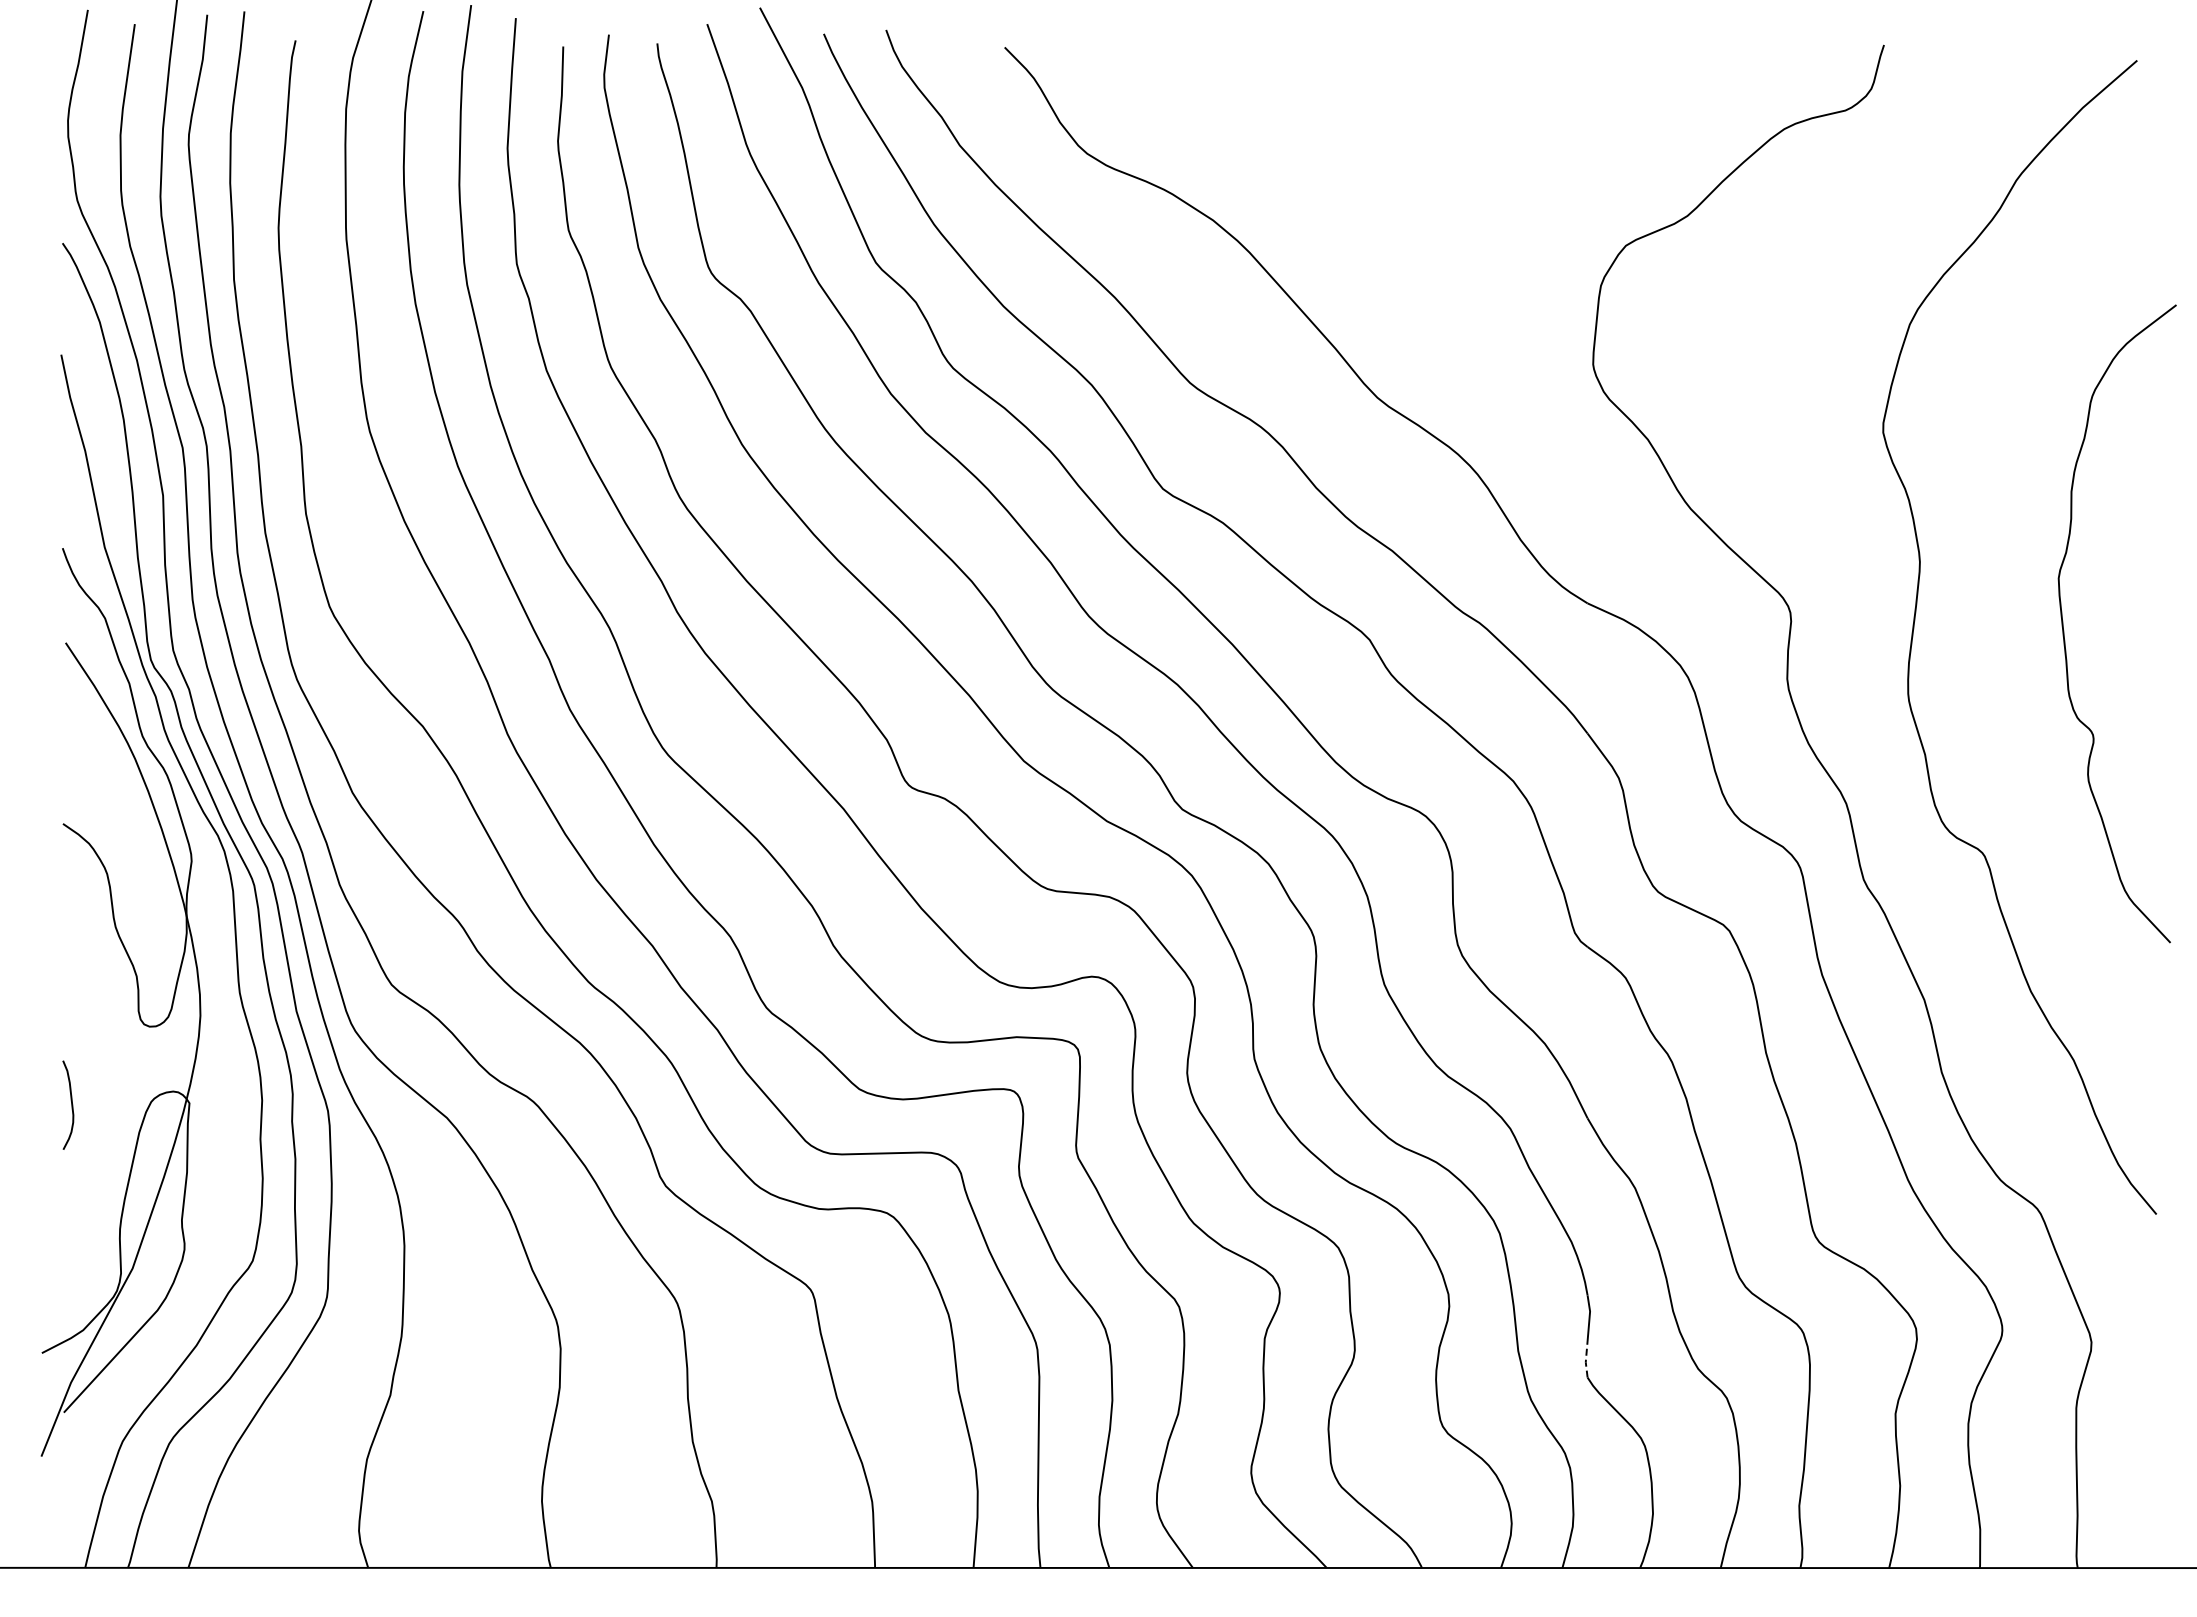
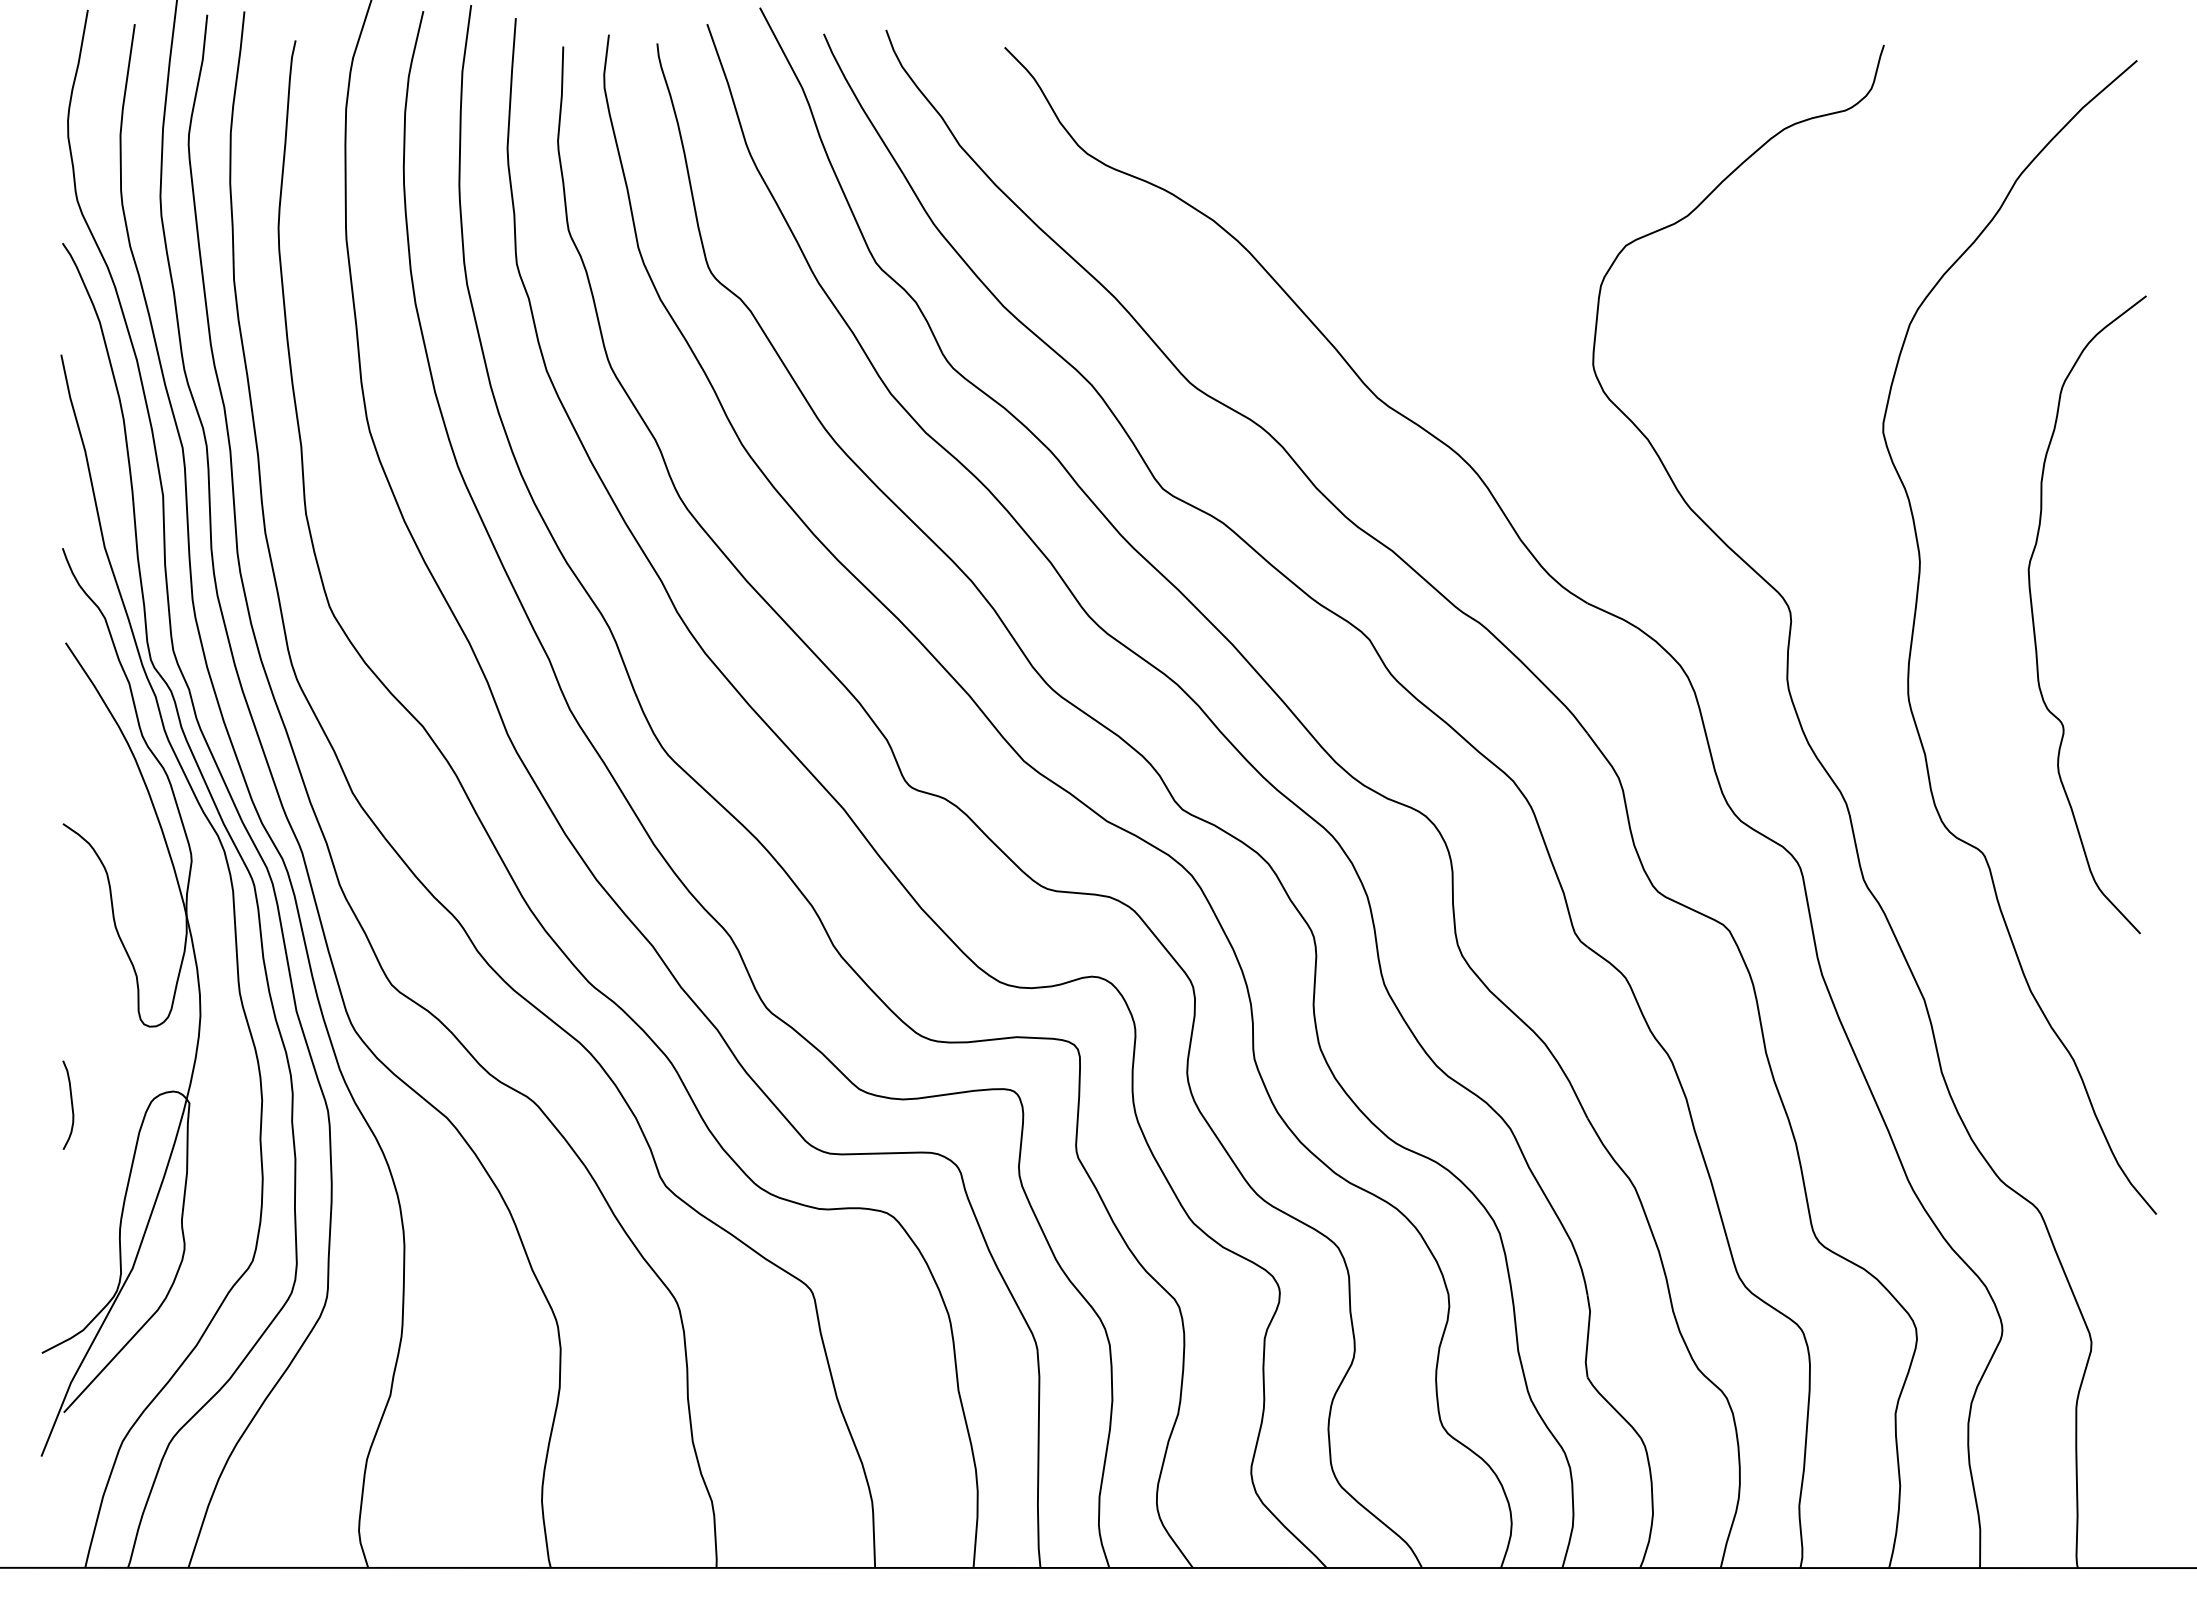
curve position: (2064, 630) -> (2034, 621) (2034, 621)
line: dashed -> solid (1586, 1359)
